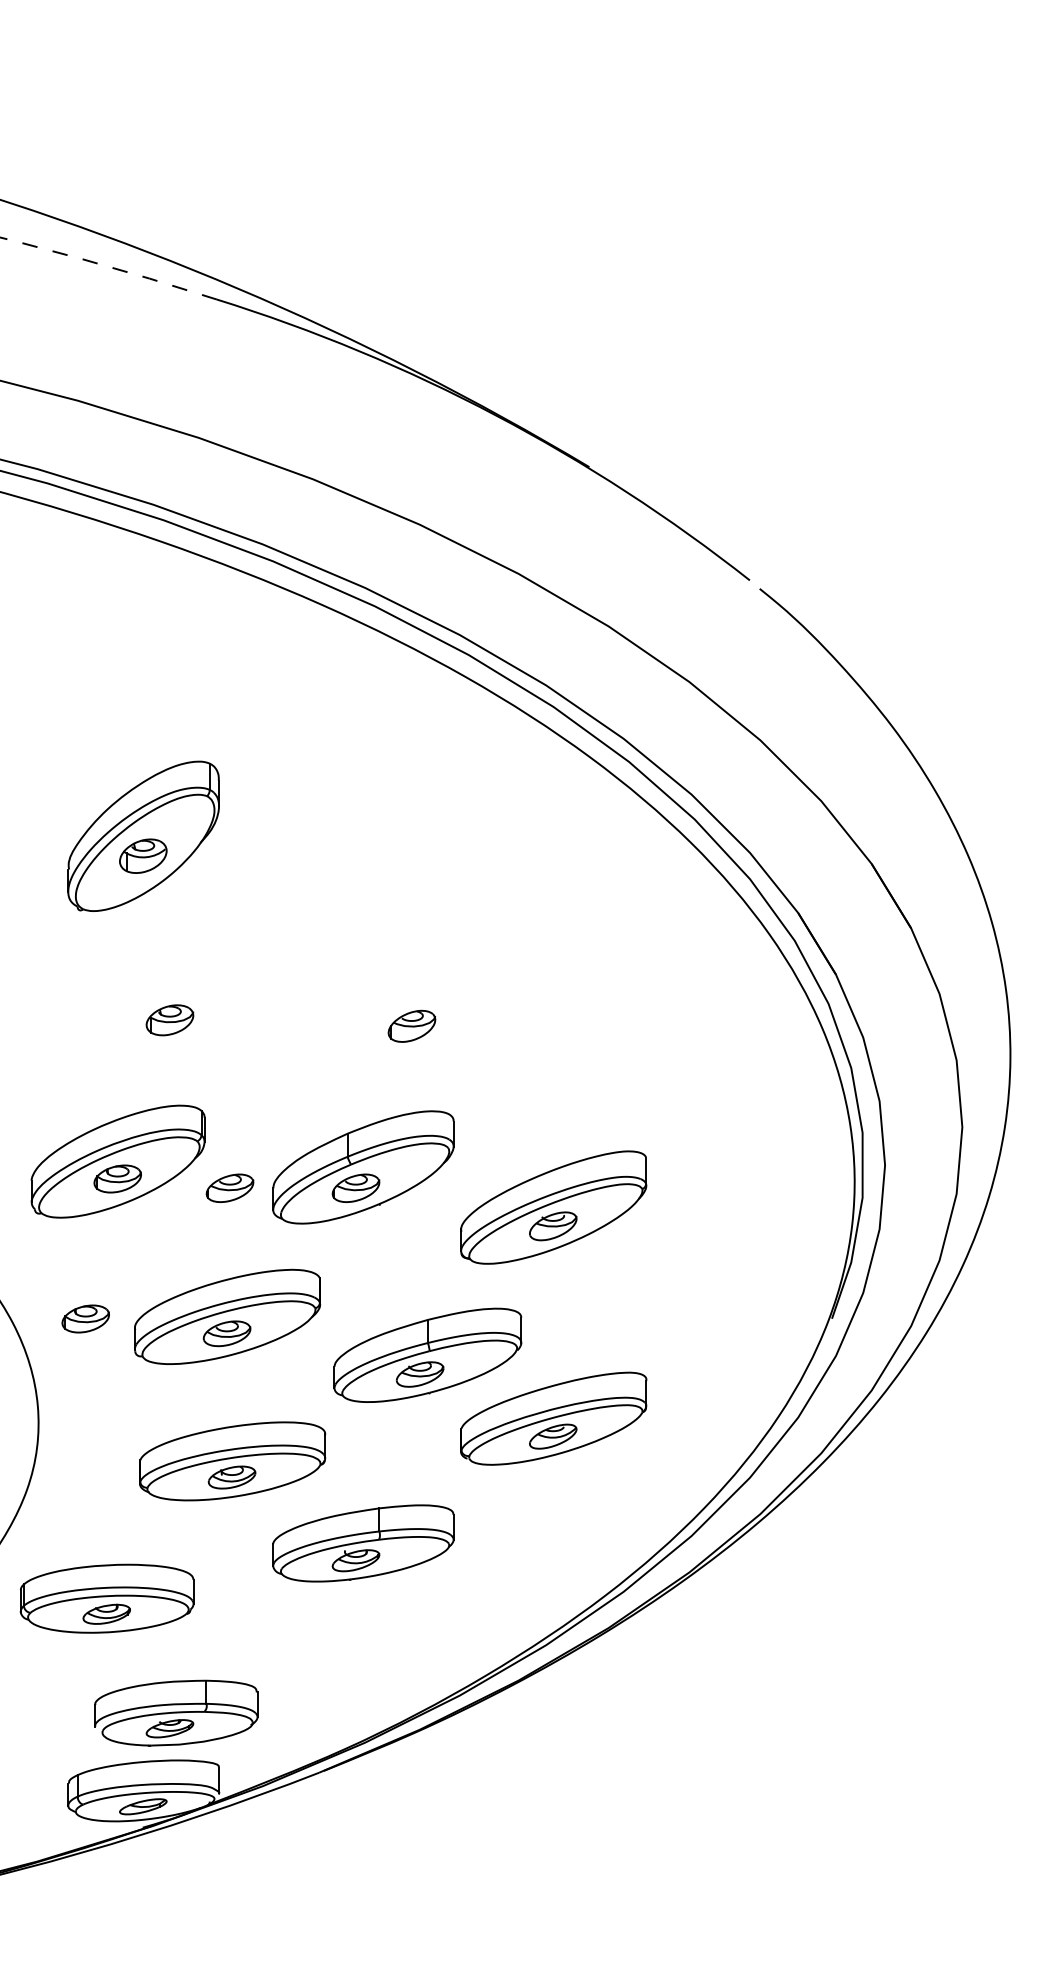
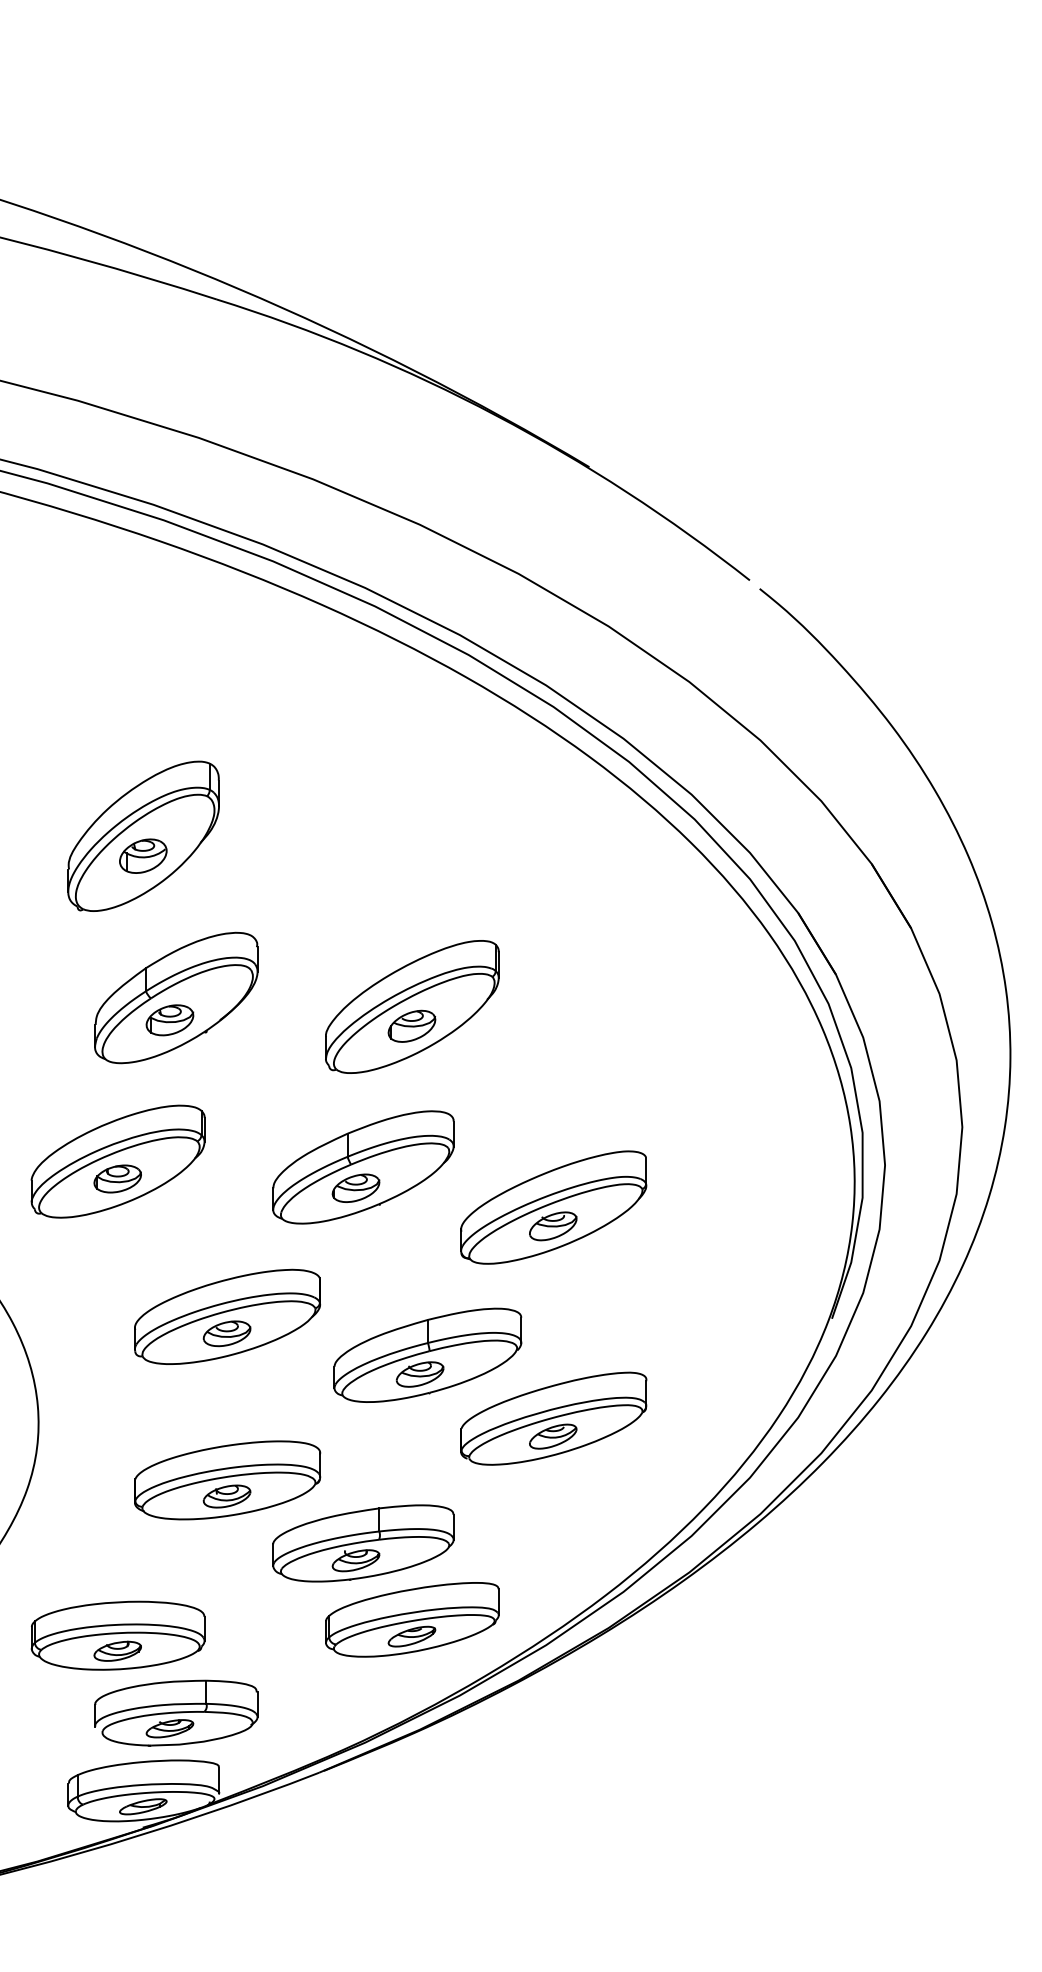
arc: dashed -> solid (108, 266)
part: none -> present (176, 997)
part: none -> present (412, 1006)
part: present -> none (229, 1187)
part: present -> none (85, 1318)
part position: (232, 1461) -> (227, 1480) (227, 1480)
part position: (106, 1598) -> (117, 1635) (117, 1635)
part: none -> present (412, 1619)
